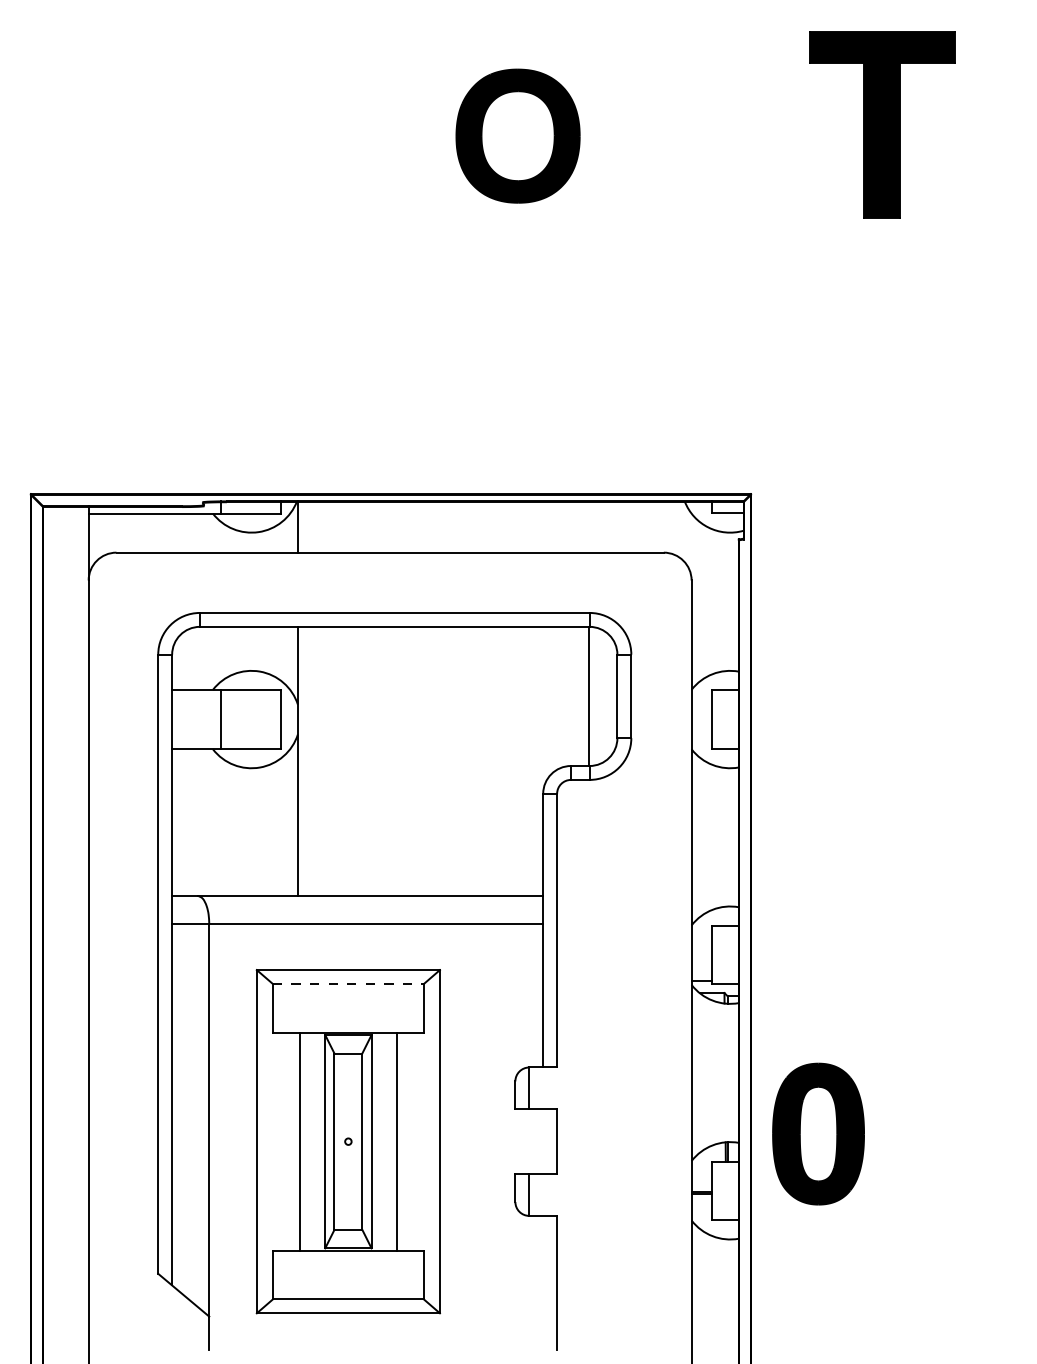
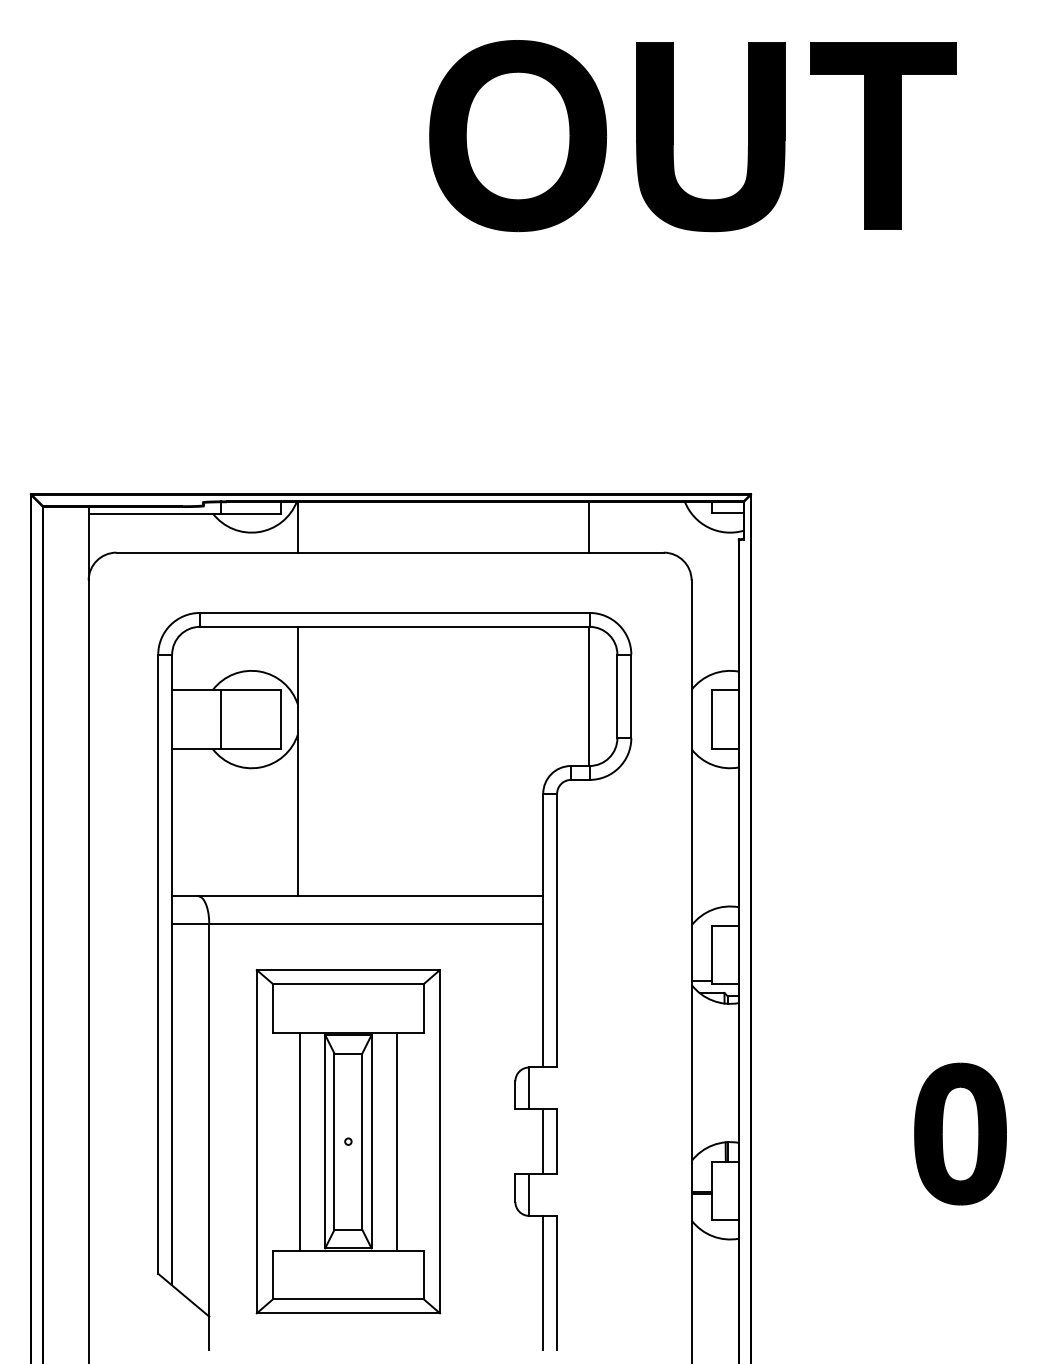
part position: (882, 124) -> (883, 135) (883, 135)
part size: 126x136 px -> 178x193 px (517, 136)
part: none -> present (673, 137)
line: none -> present (589, 526)
line: dashed -> solid (348, 984)
part position: (818, 1133) -> (960, 1133) (960, 1133)
line: none -> present (543, 1141)
line: none -> present (543, 1282)
